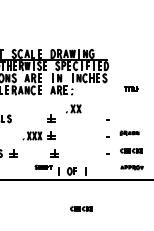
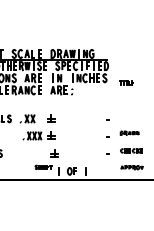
part position: (131, 88) -> (126, 82) (126, 82)
part position: (73, 108) -> (27, 118) (27, 118)
part: present -> none (13, 153)
part: present -> none (81, 208)
